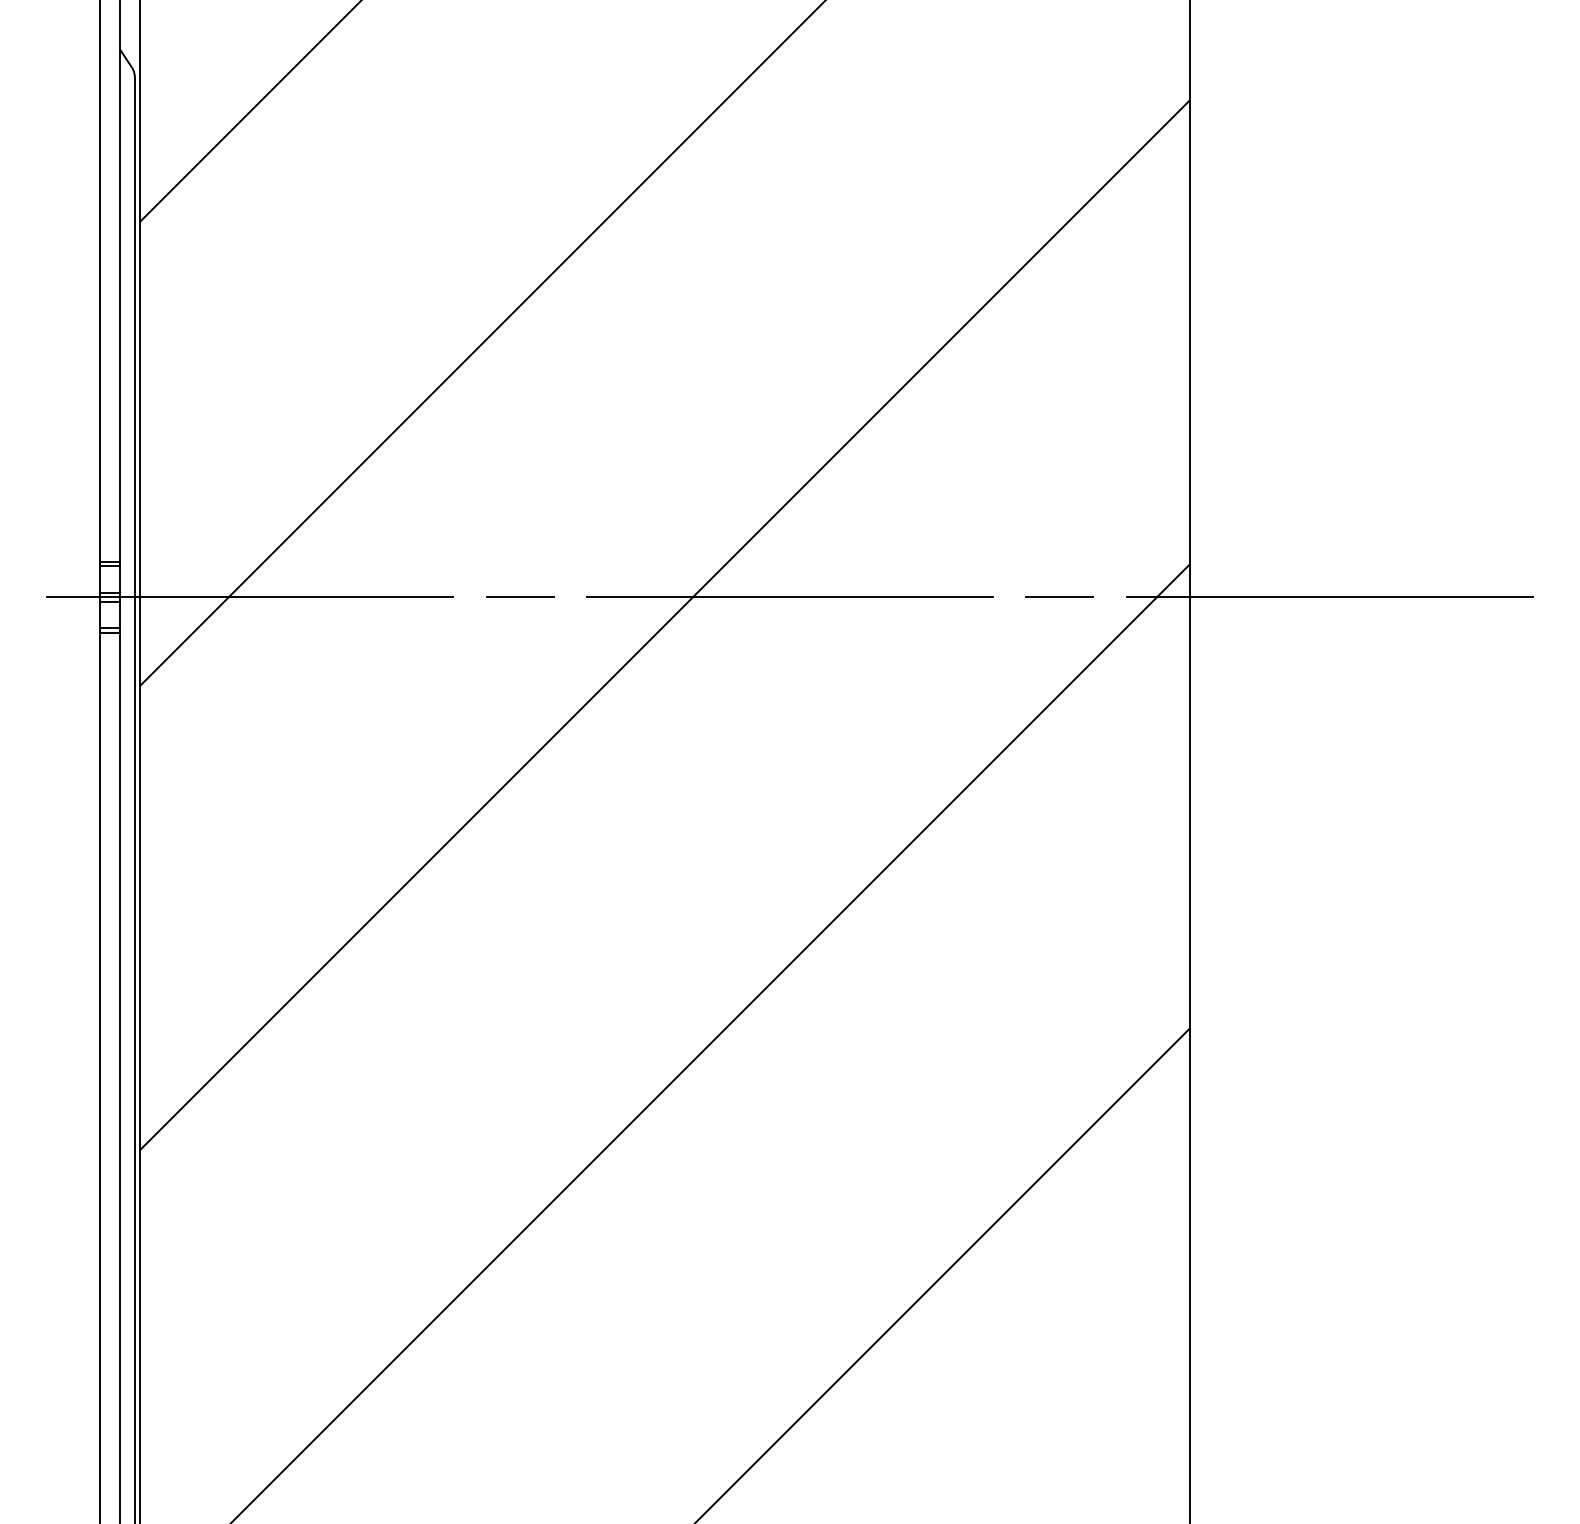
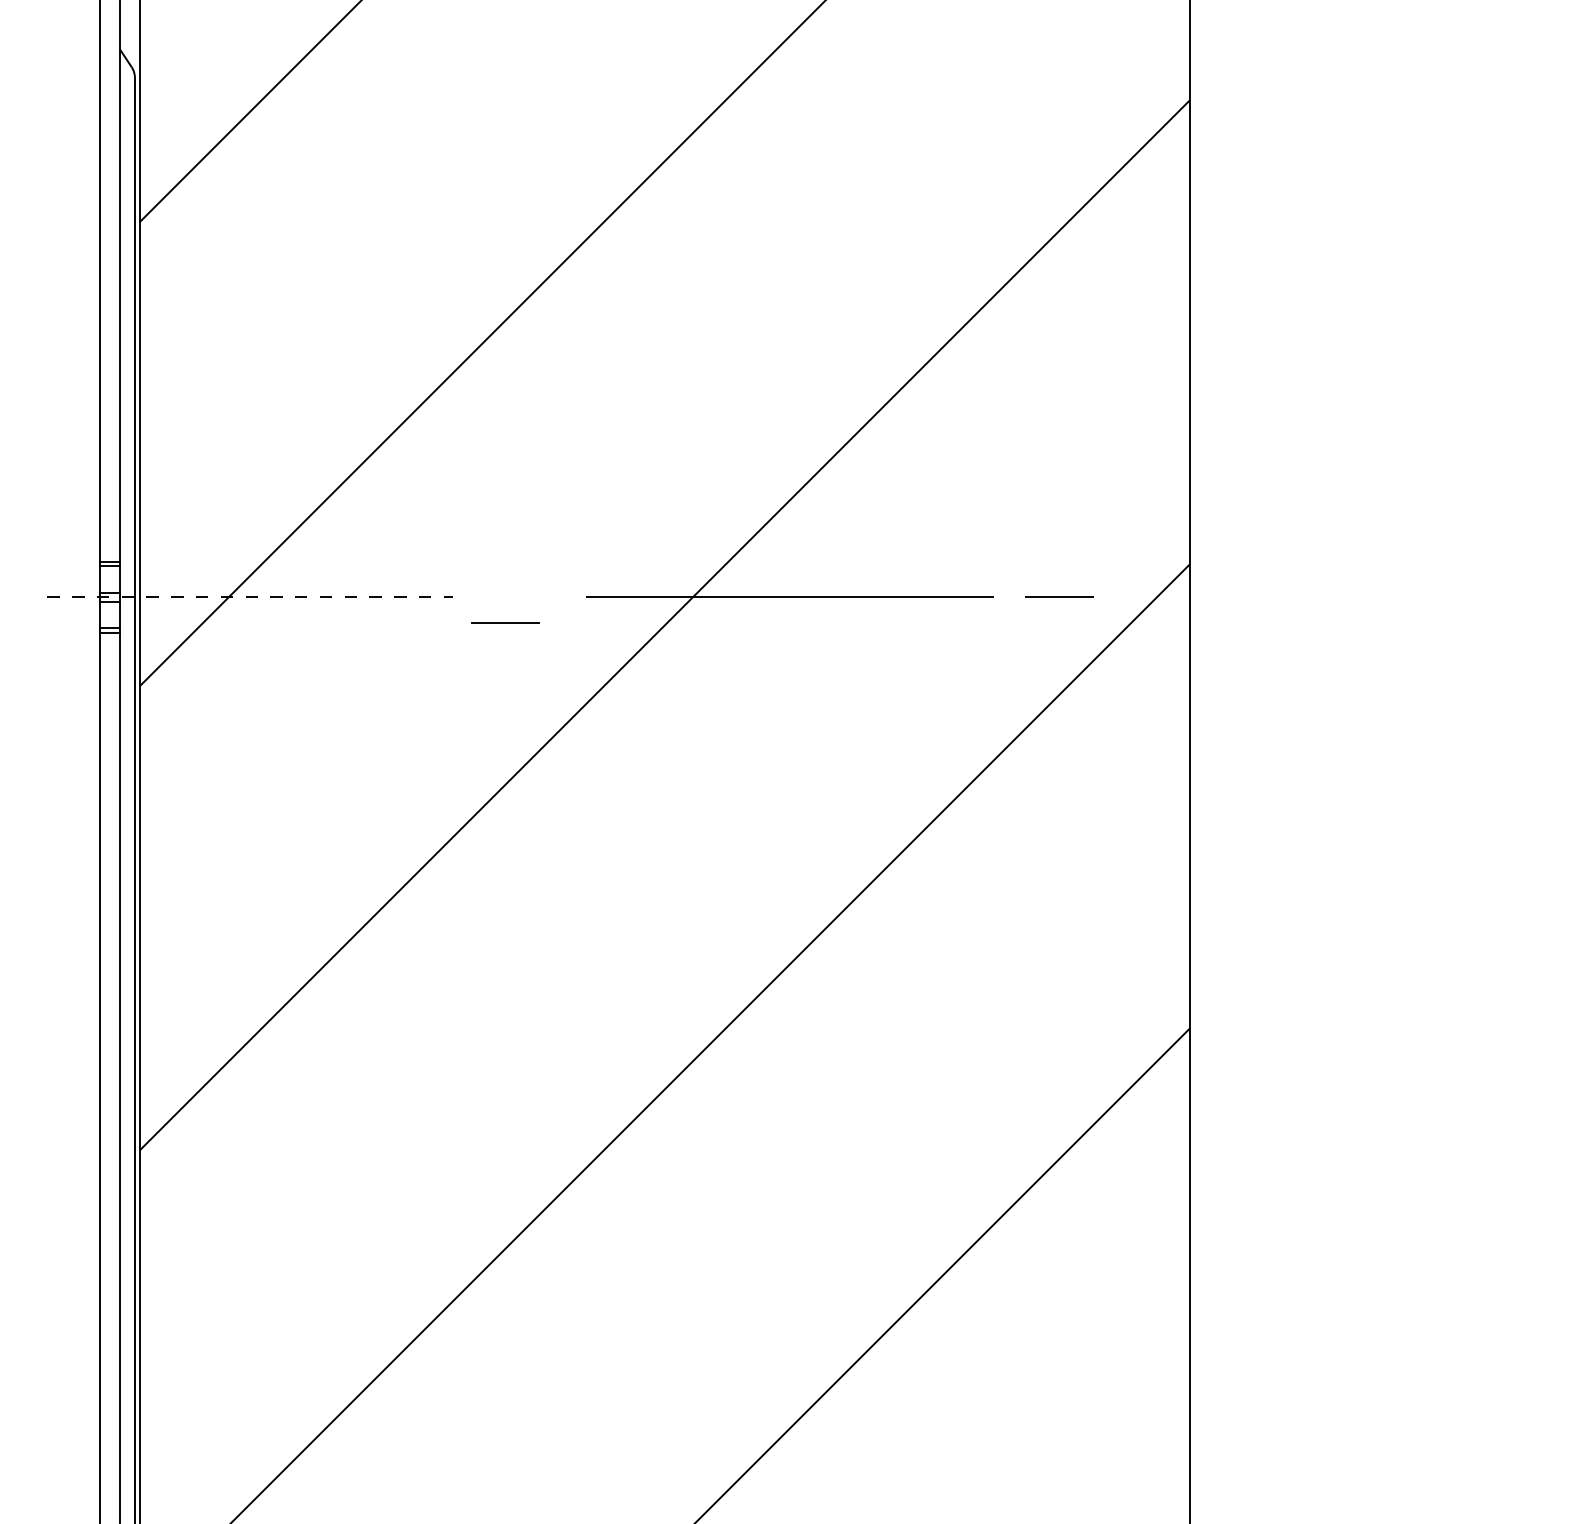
line position: (520, 596) -> (505, 622) (505, 622)
line: solid -> dashed (250, 597)
line: present -> none (1329, 597)
